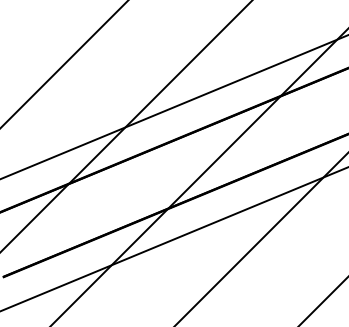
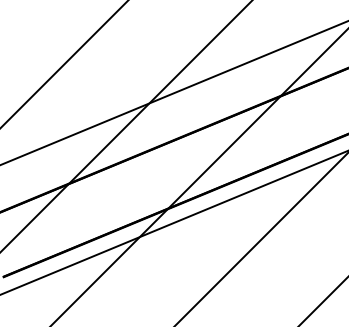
line position: (173, 107) -> (173, 93) (173, 93)
line position: (173, 239) -> (173, 222) (173, 222)
